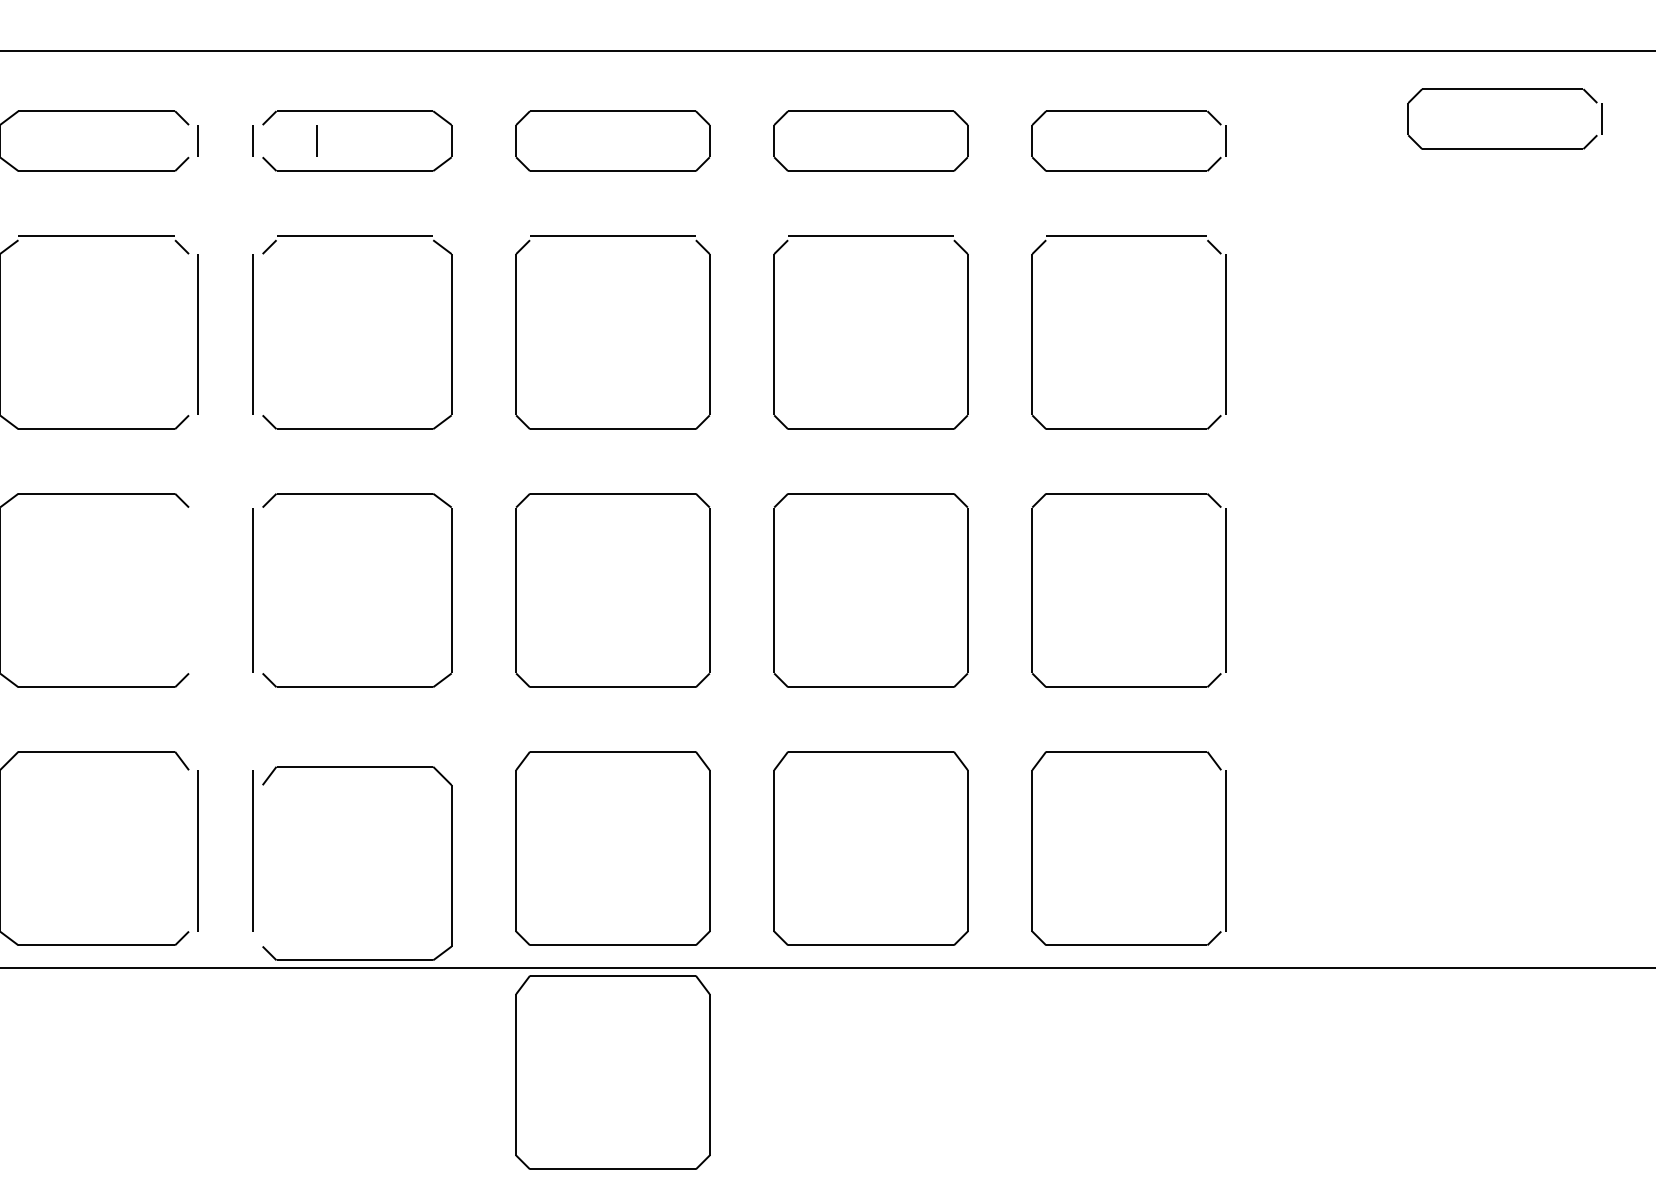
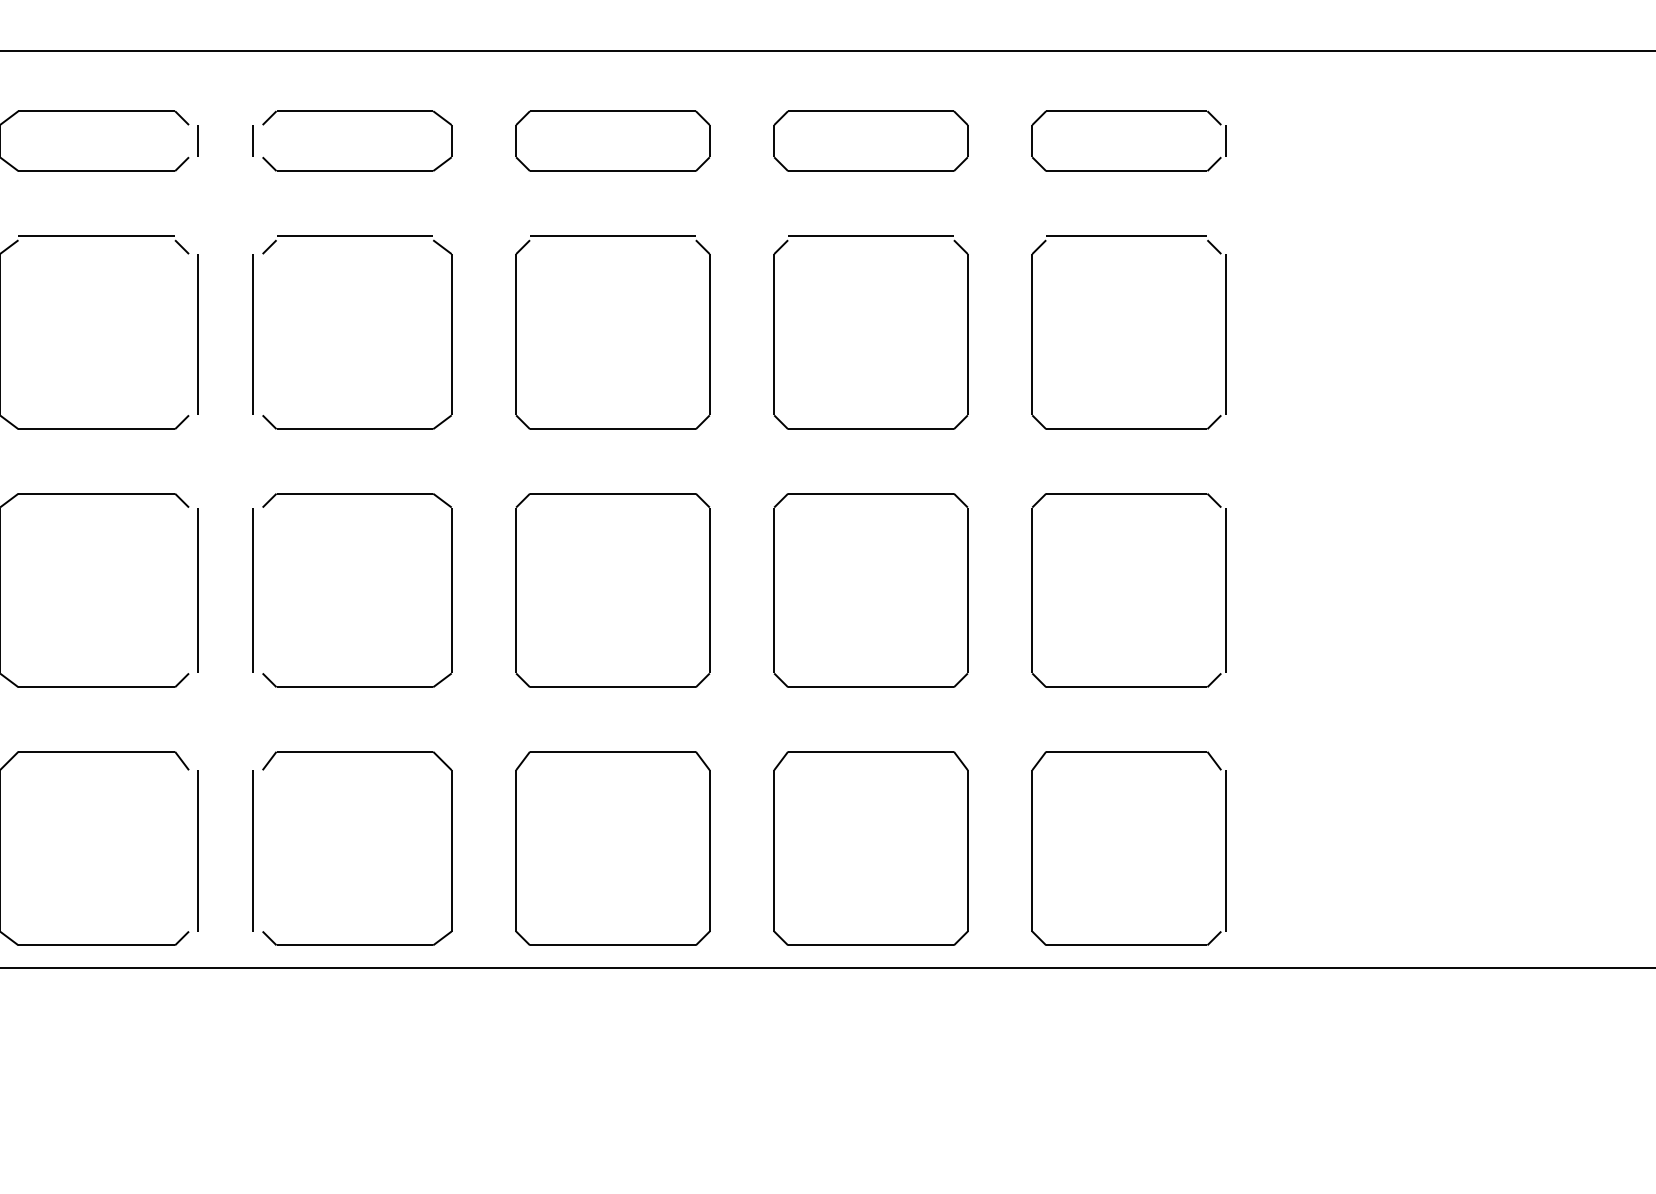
part: present -> none (1504, 89)
line: present -> none (316, 140)
line: none -> present (197, 590)
part position: (451, 863) -> (451, 848) (451, 848)
part: present -> none (612, 1072)
